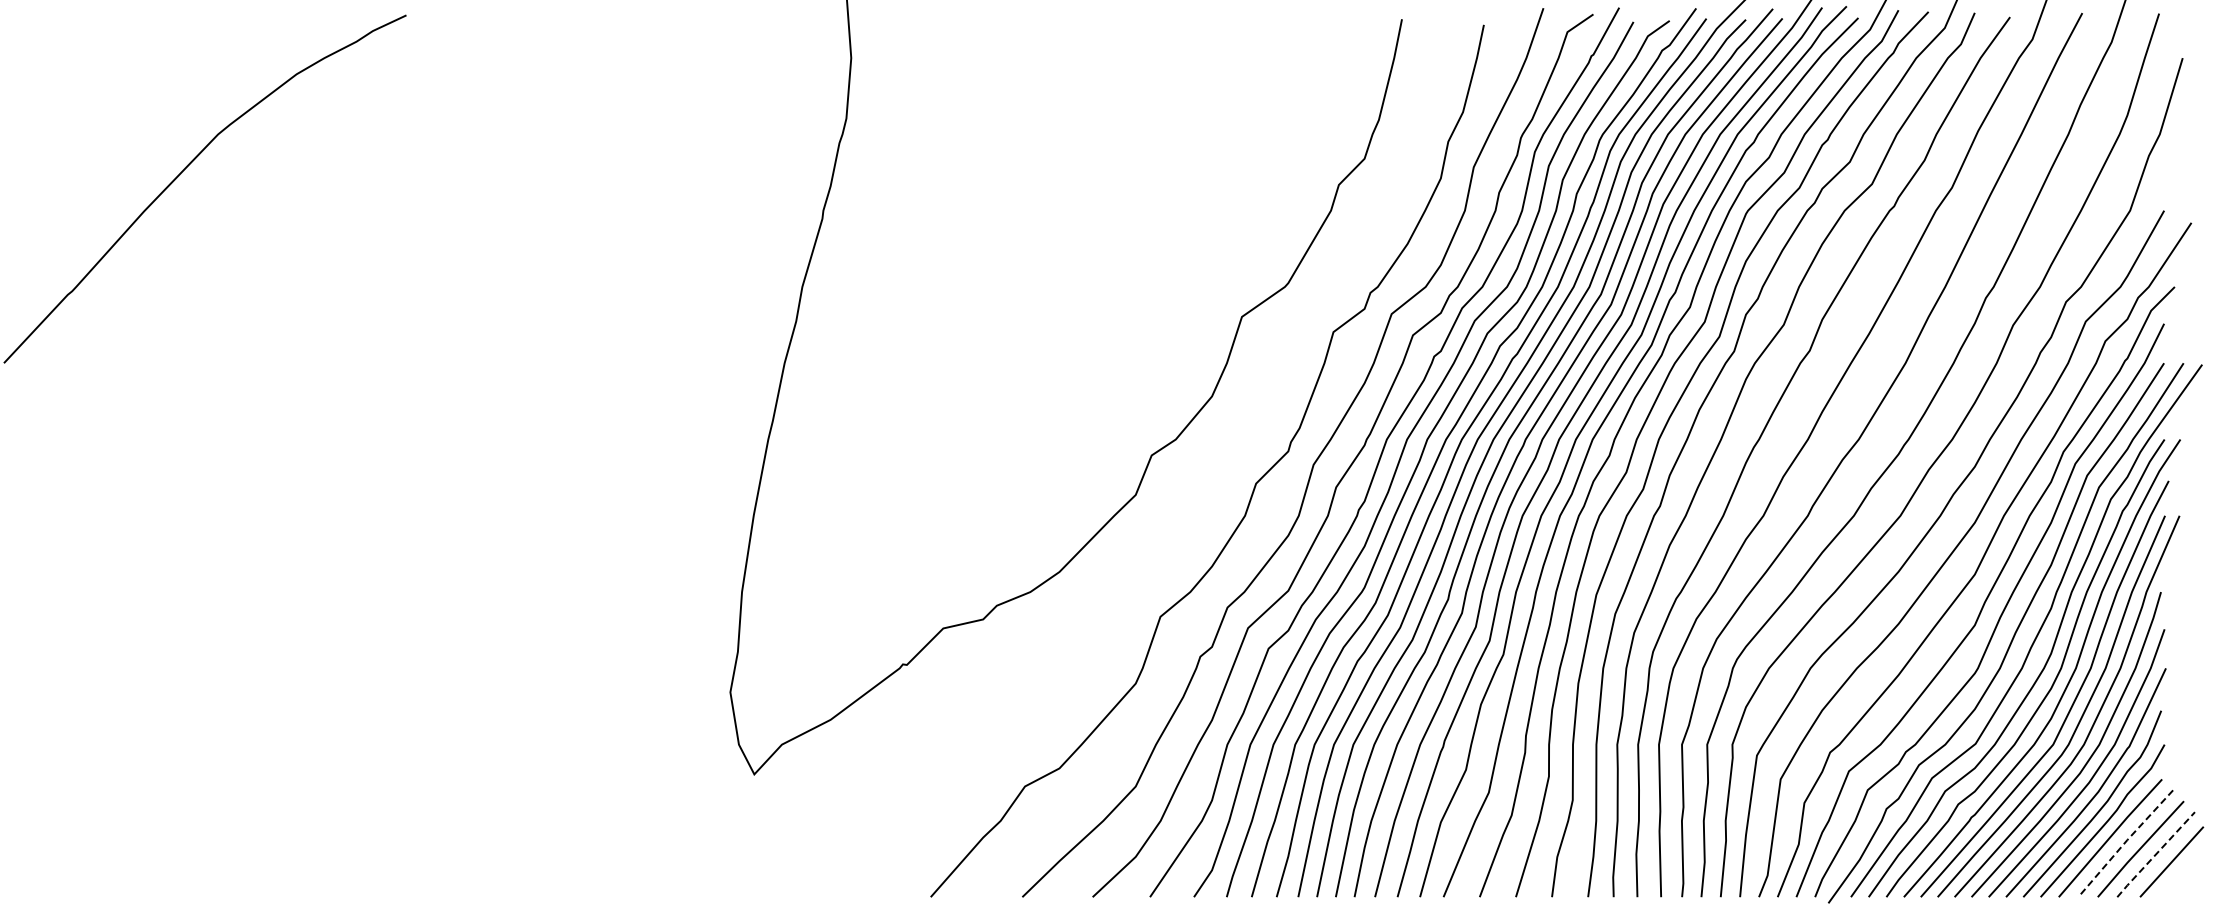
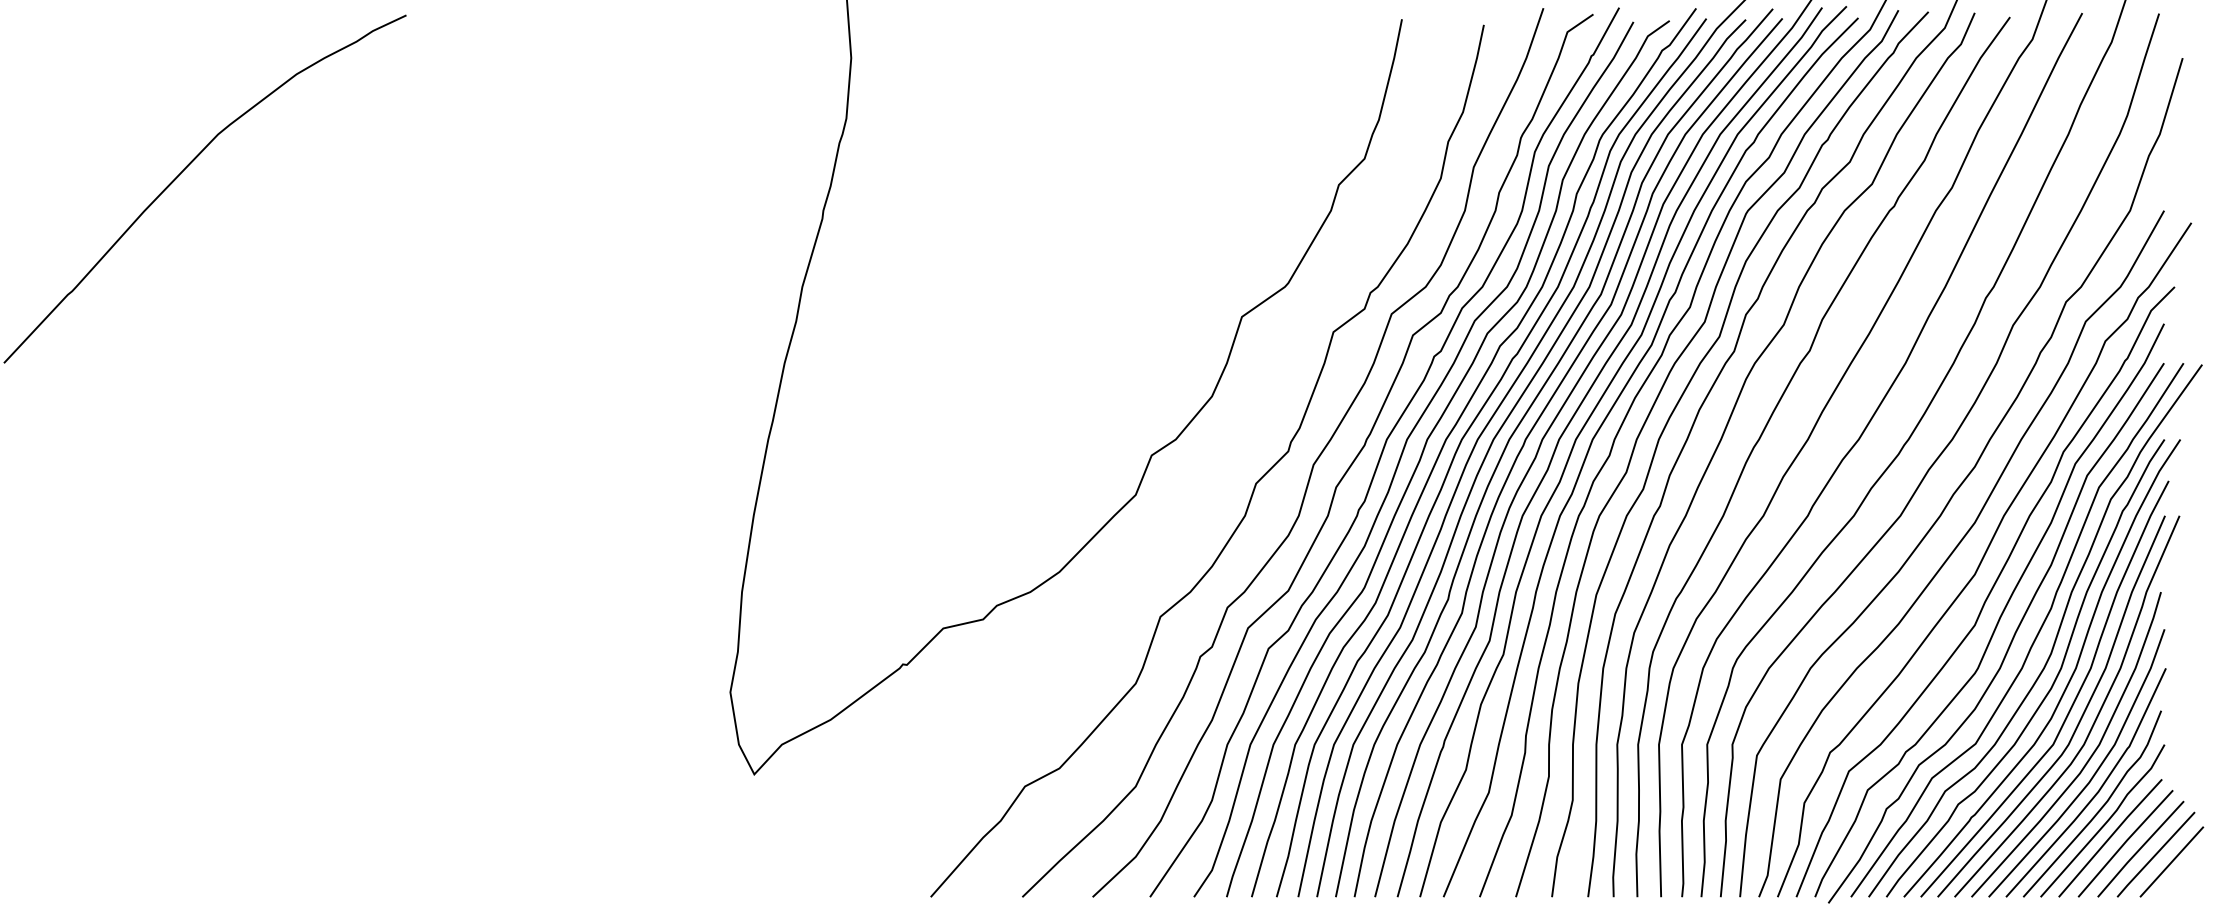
line: dashed -> solid (2124, 843)
line: dashed -> solid (2155, 854)
